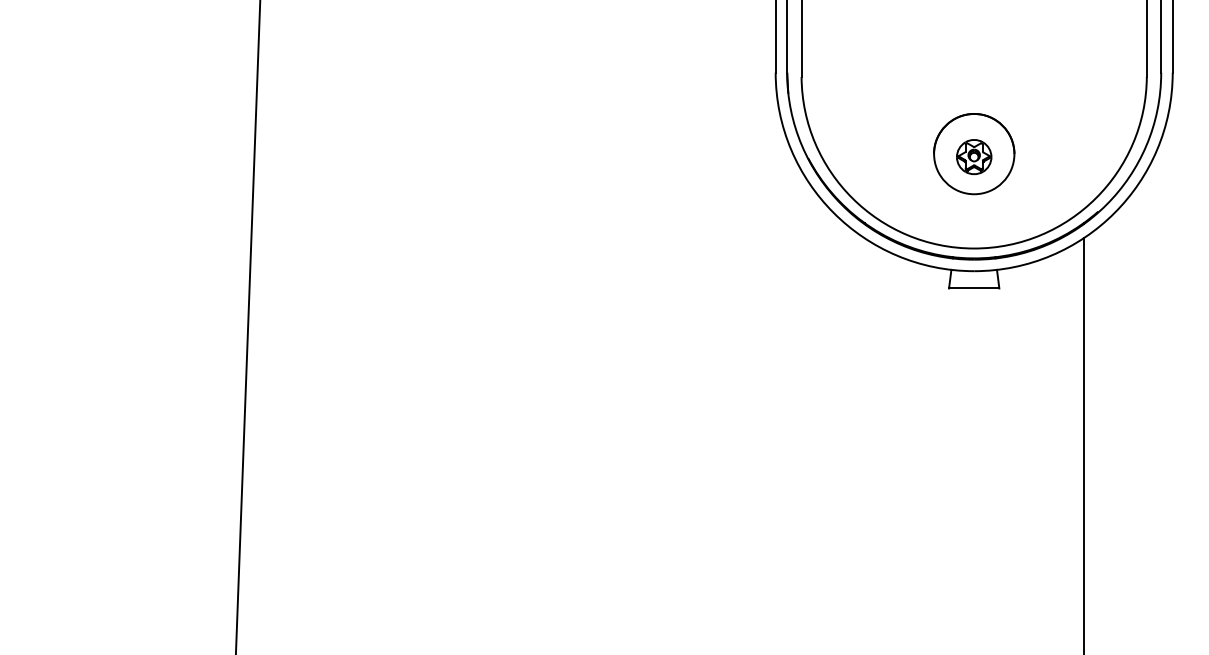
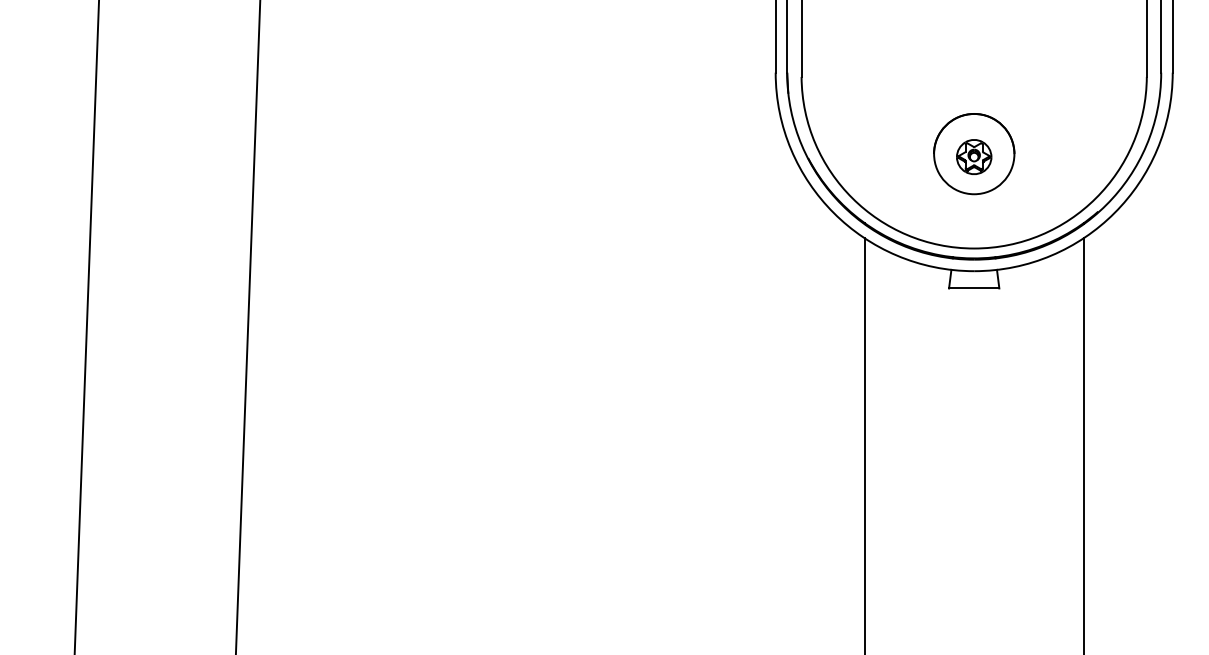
line: none -> present (86, 326)
line: none -> present (864, 444)
